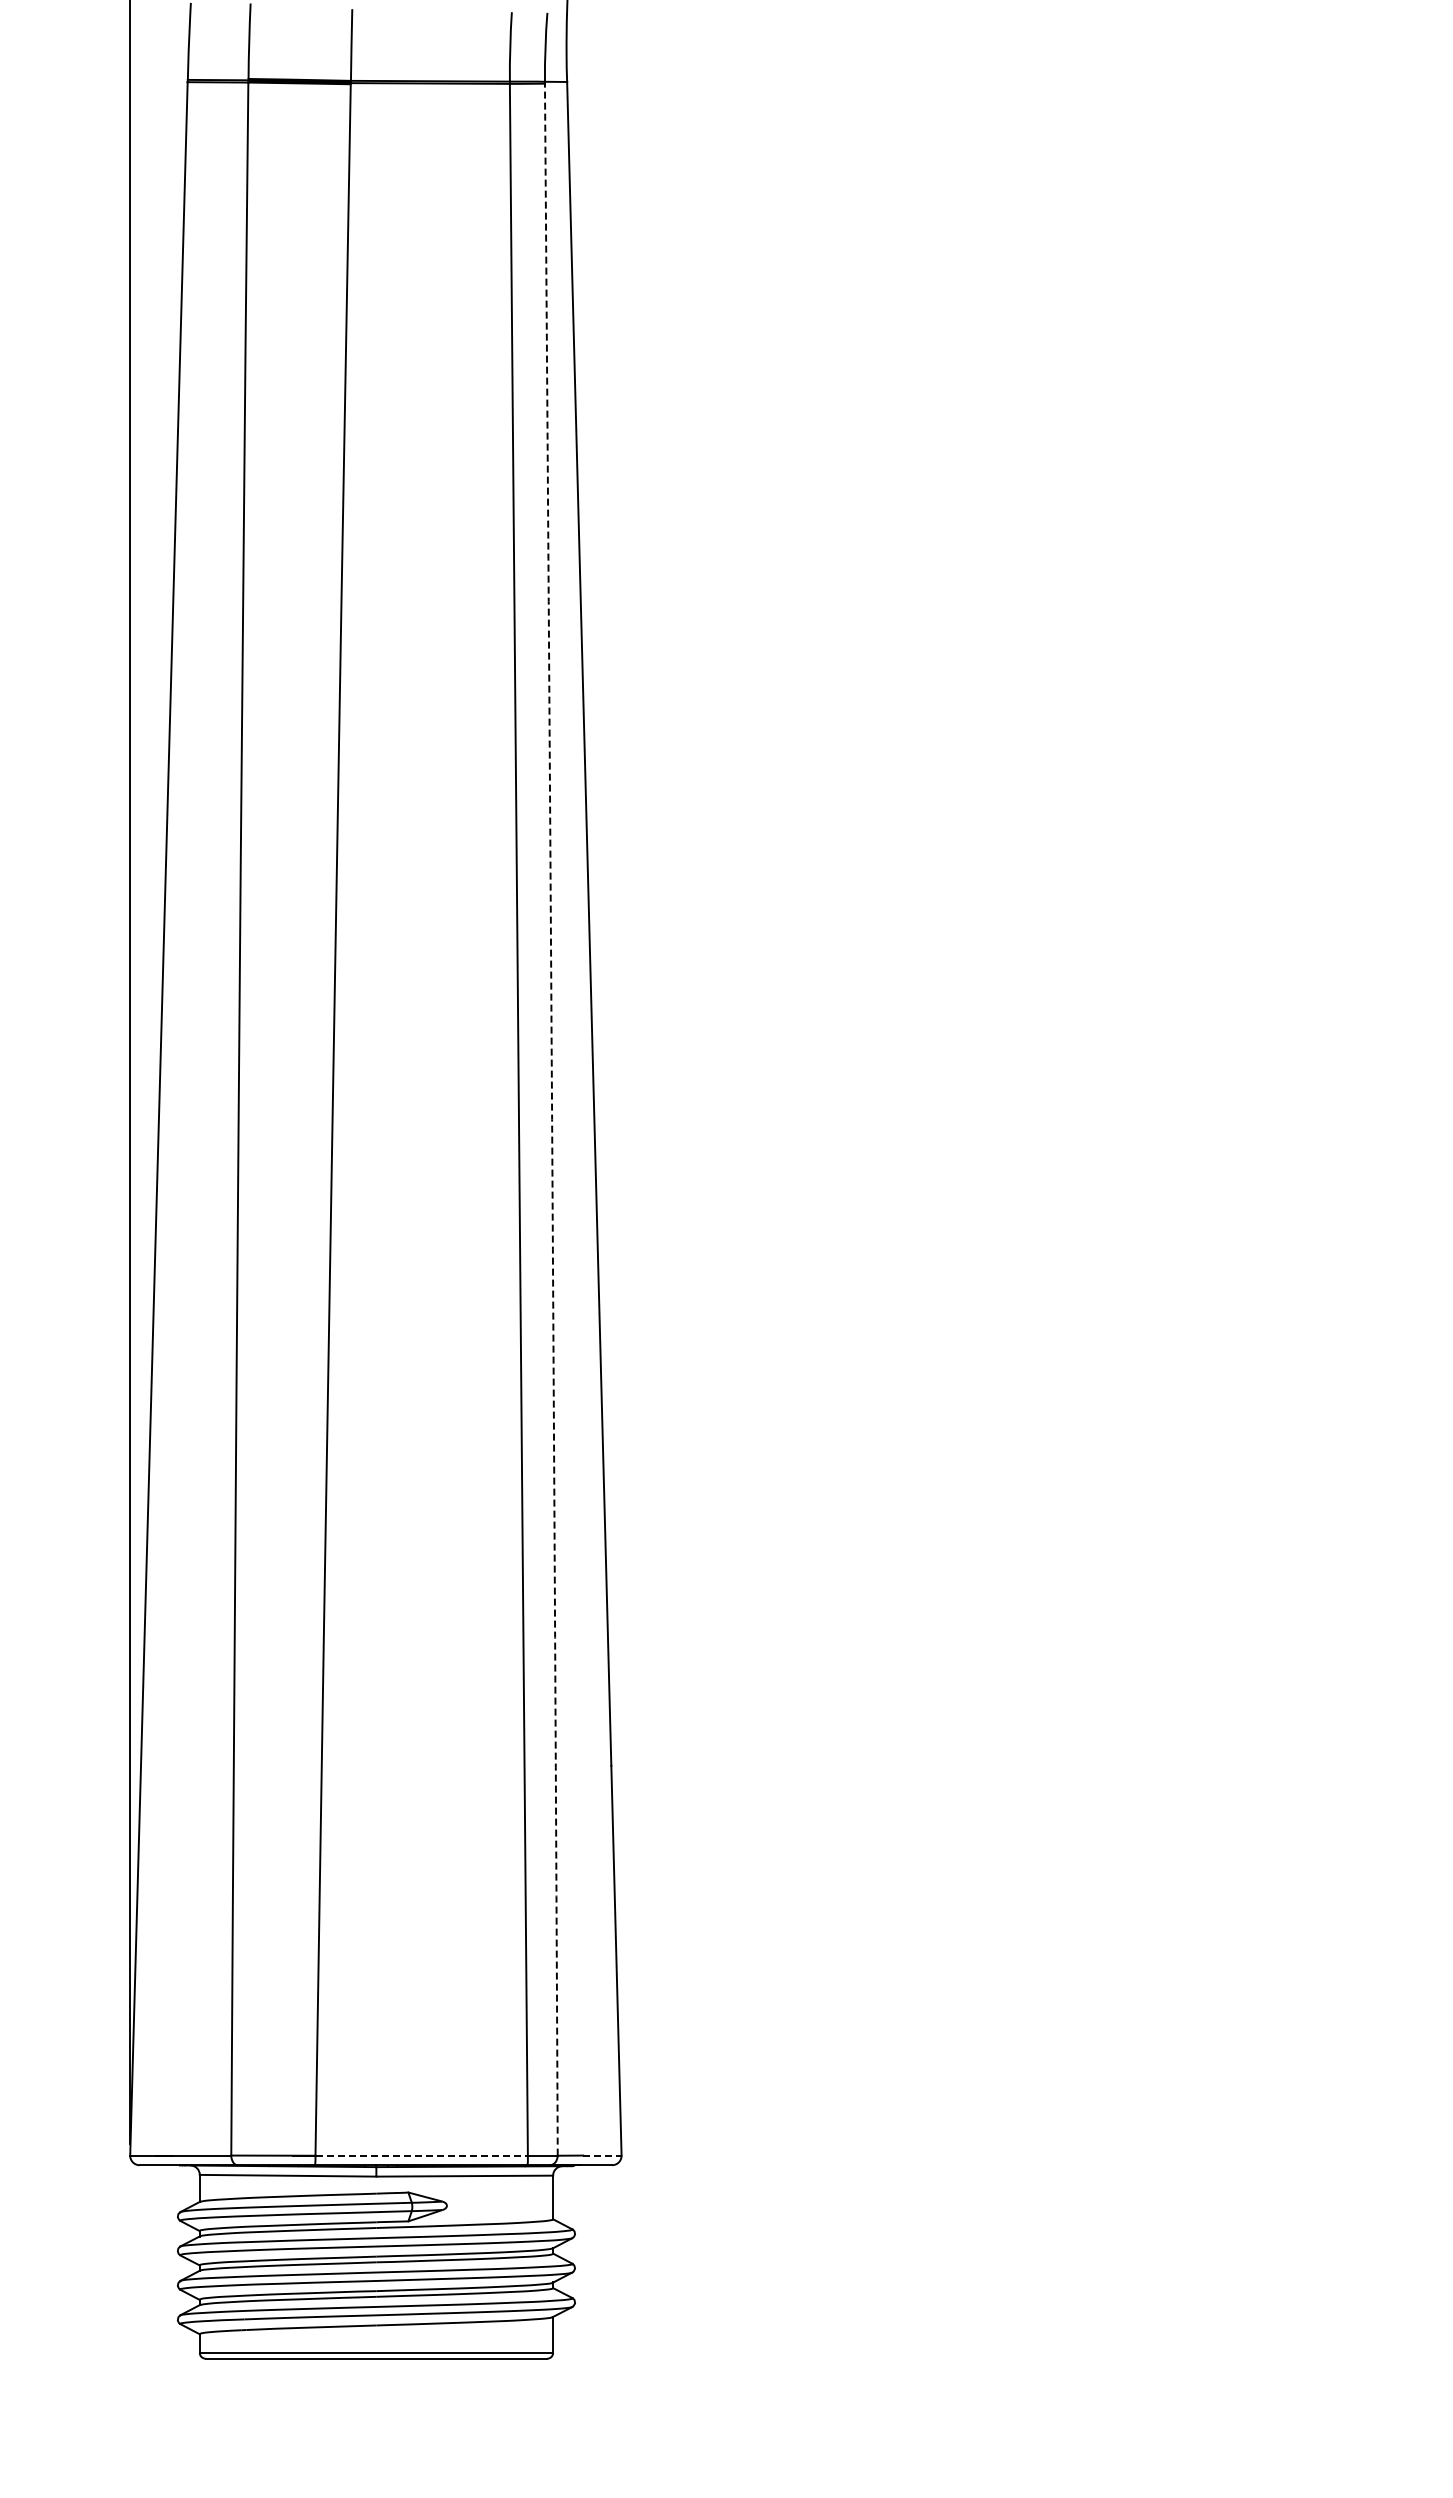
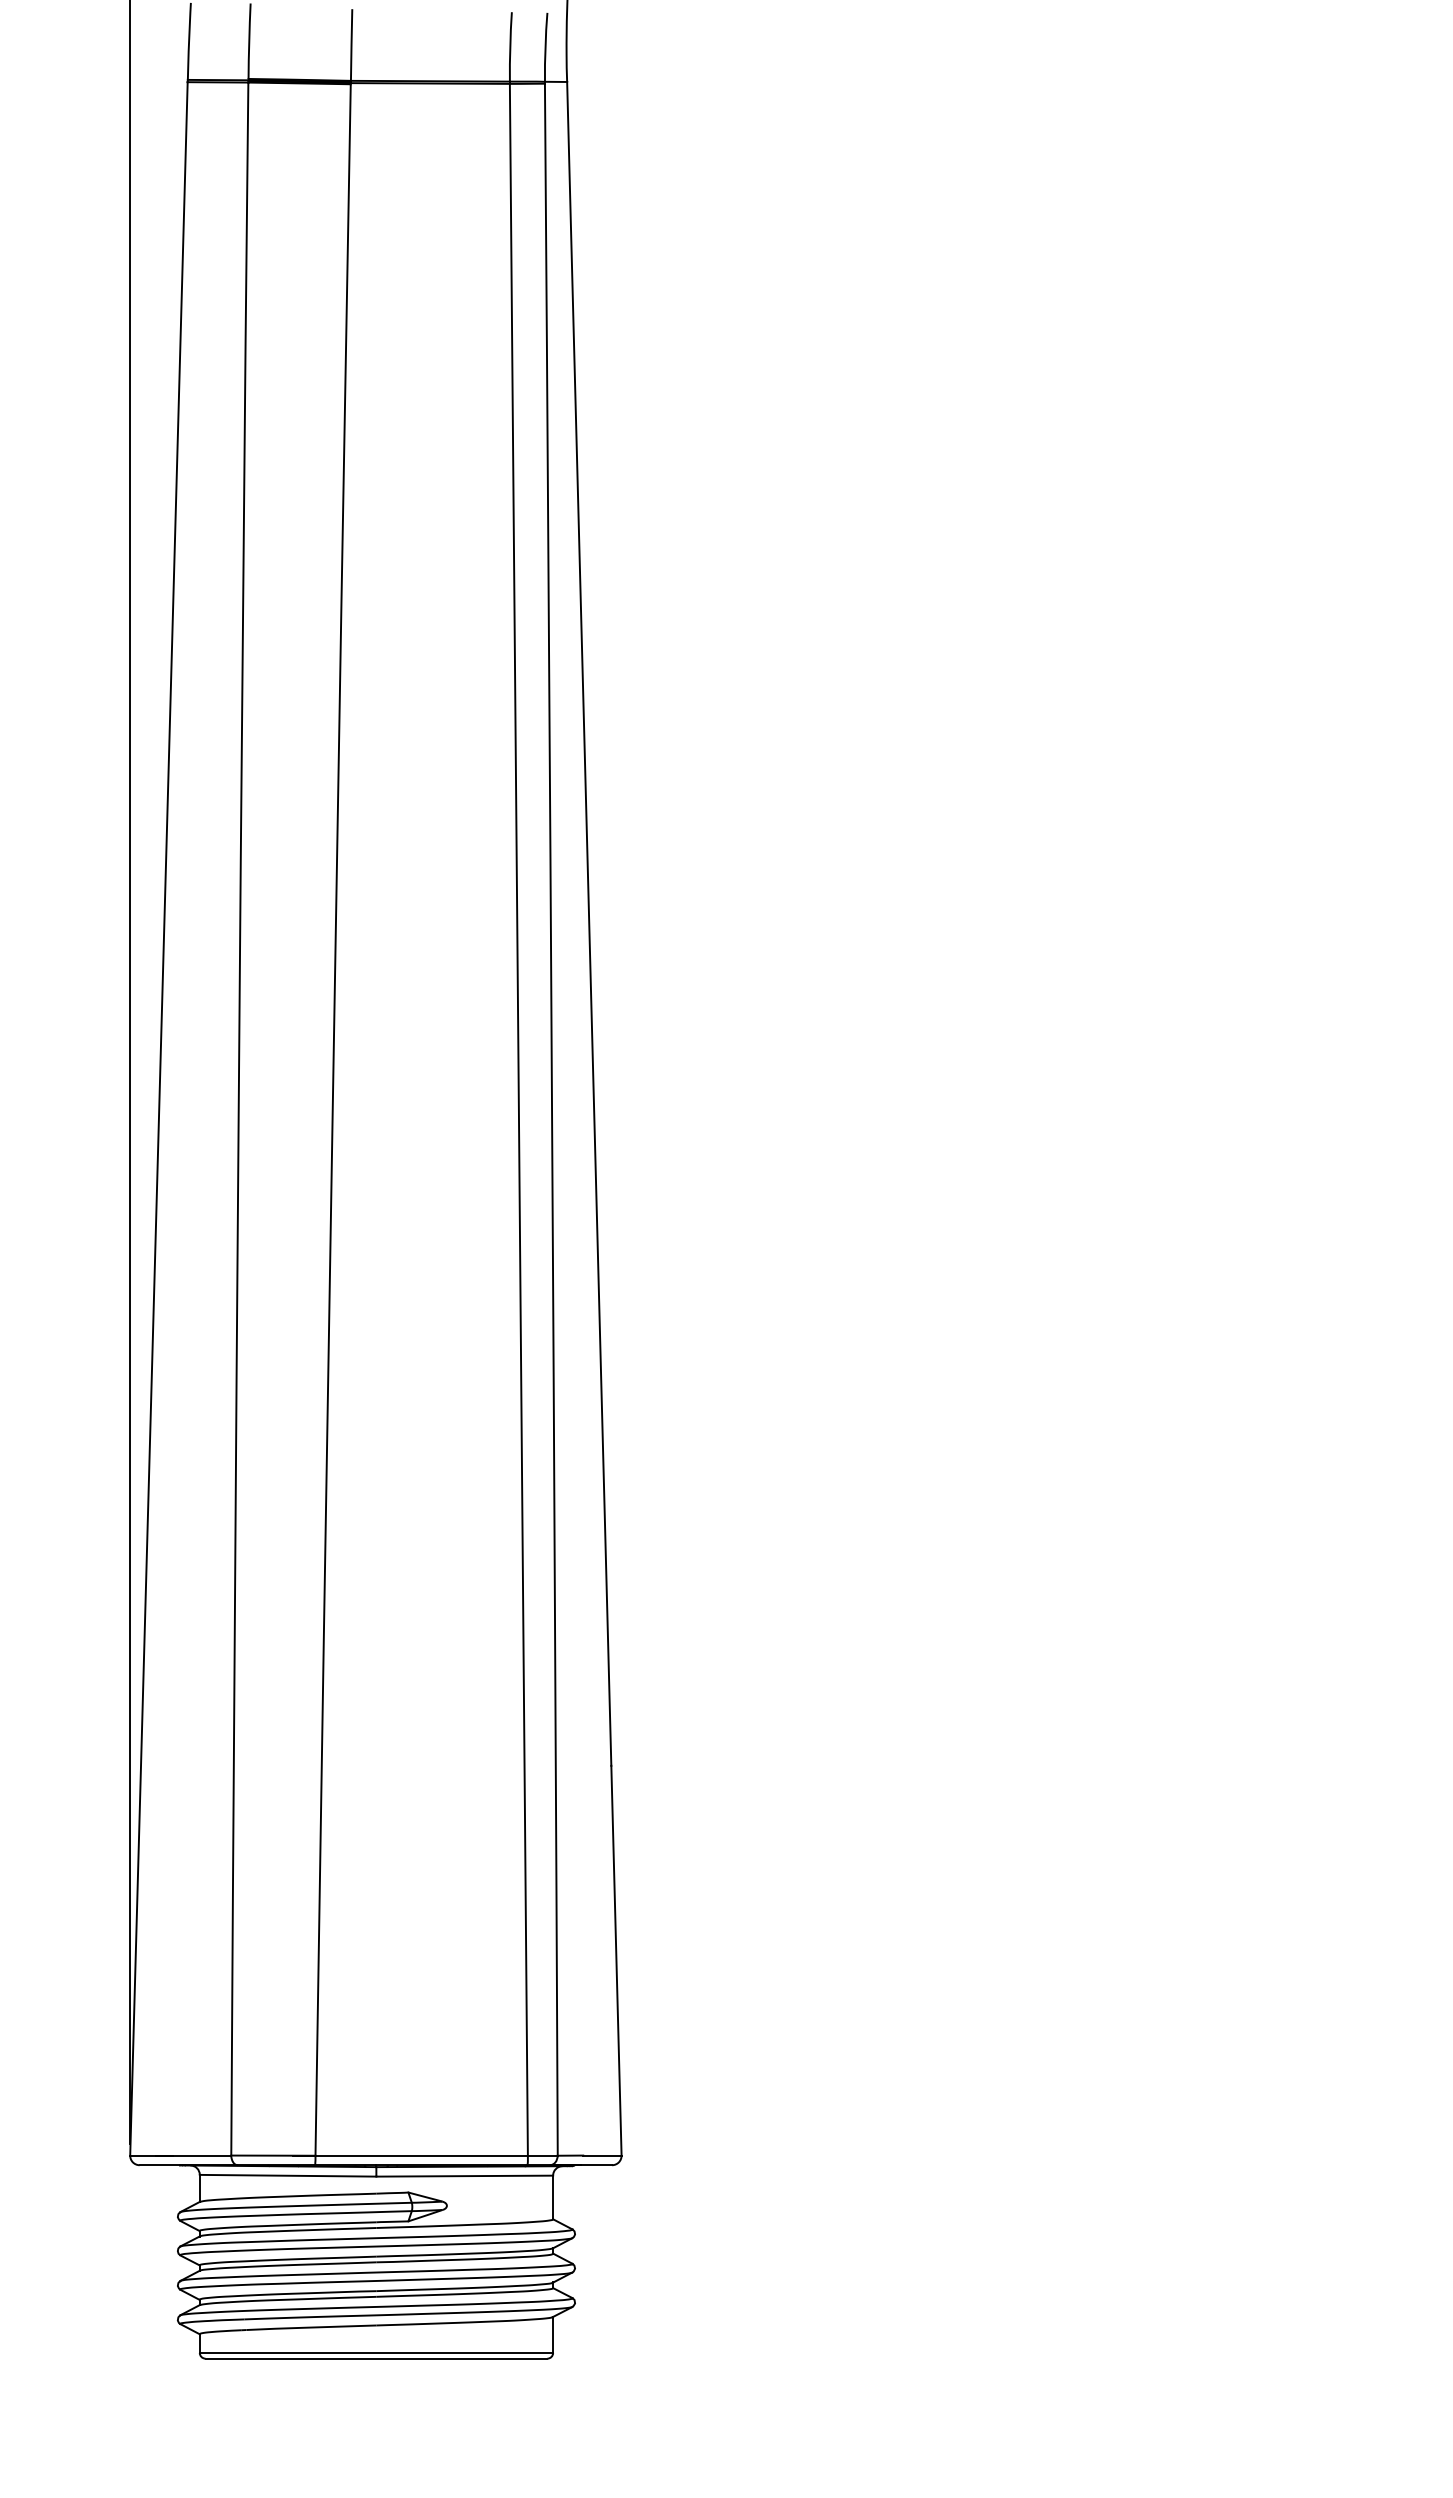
arc: dashed -> solid (552, 1119)
line: dashed -> solid (422, 2155)
line: dashed -> solid (602, 2155)
